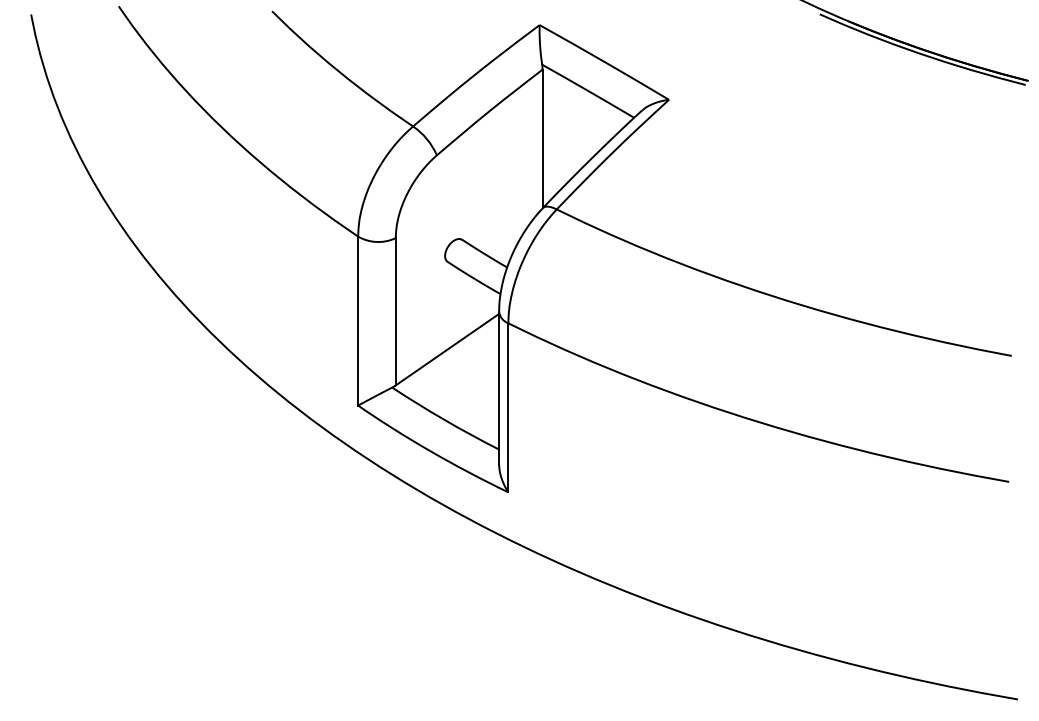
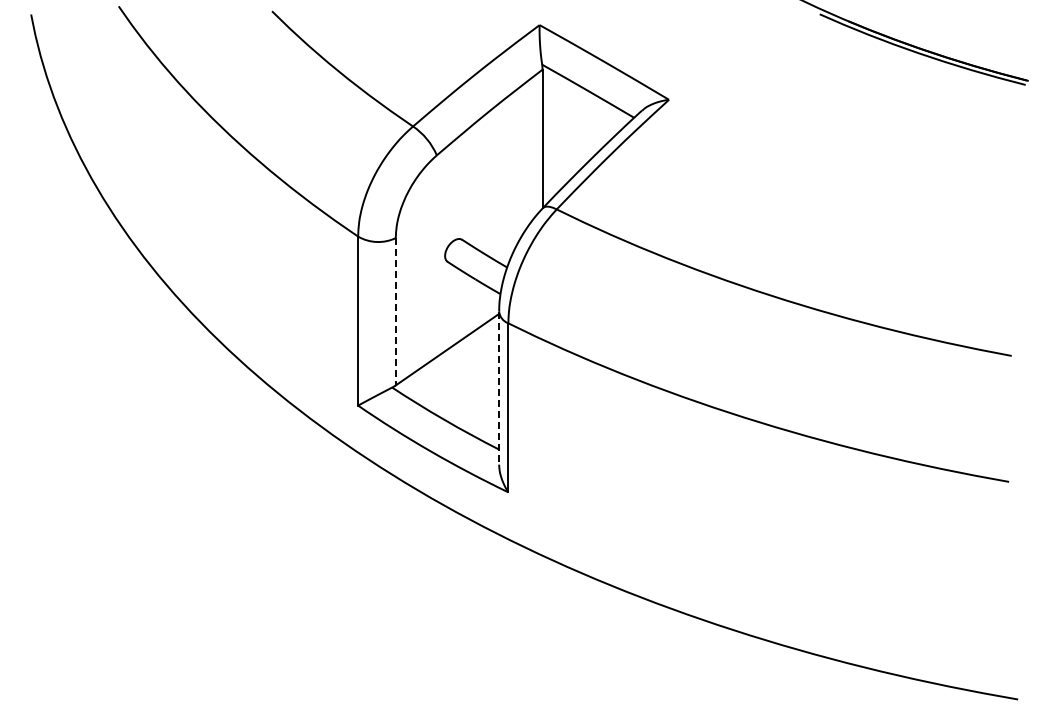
line: solid -> dashed (395, 311)
line: solid -> dashed (499, 388)
